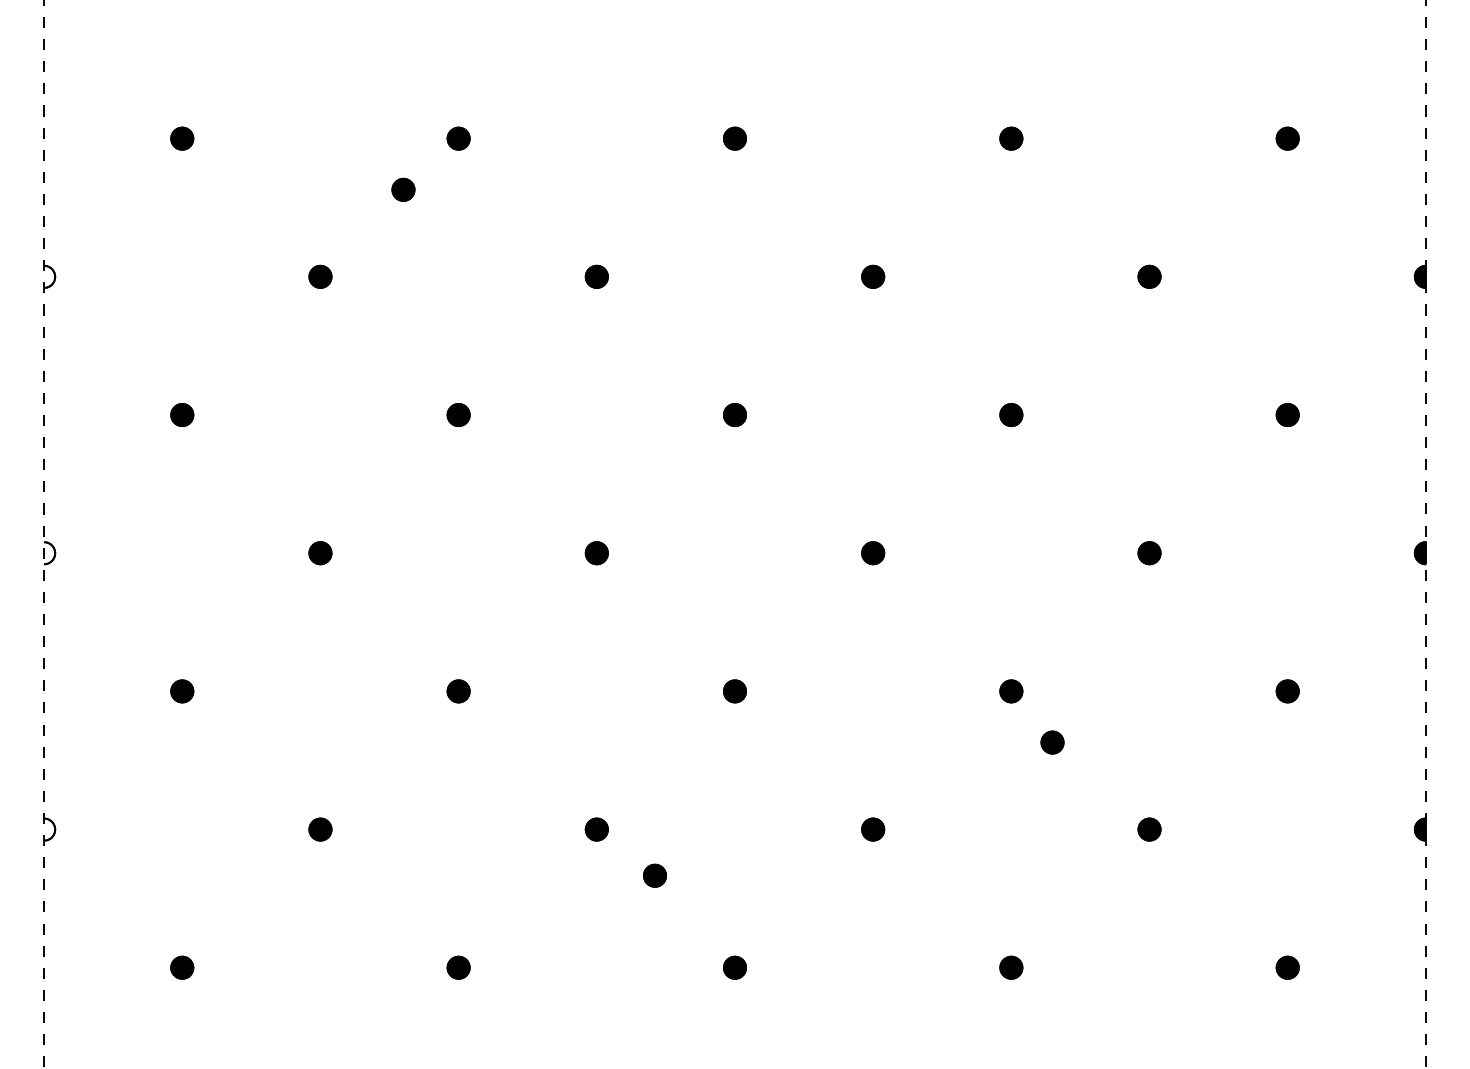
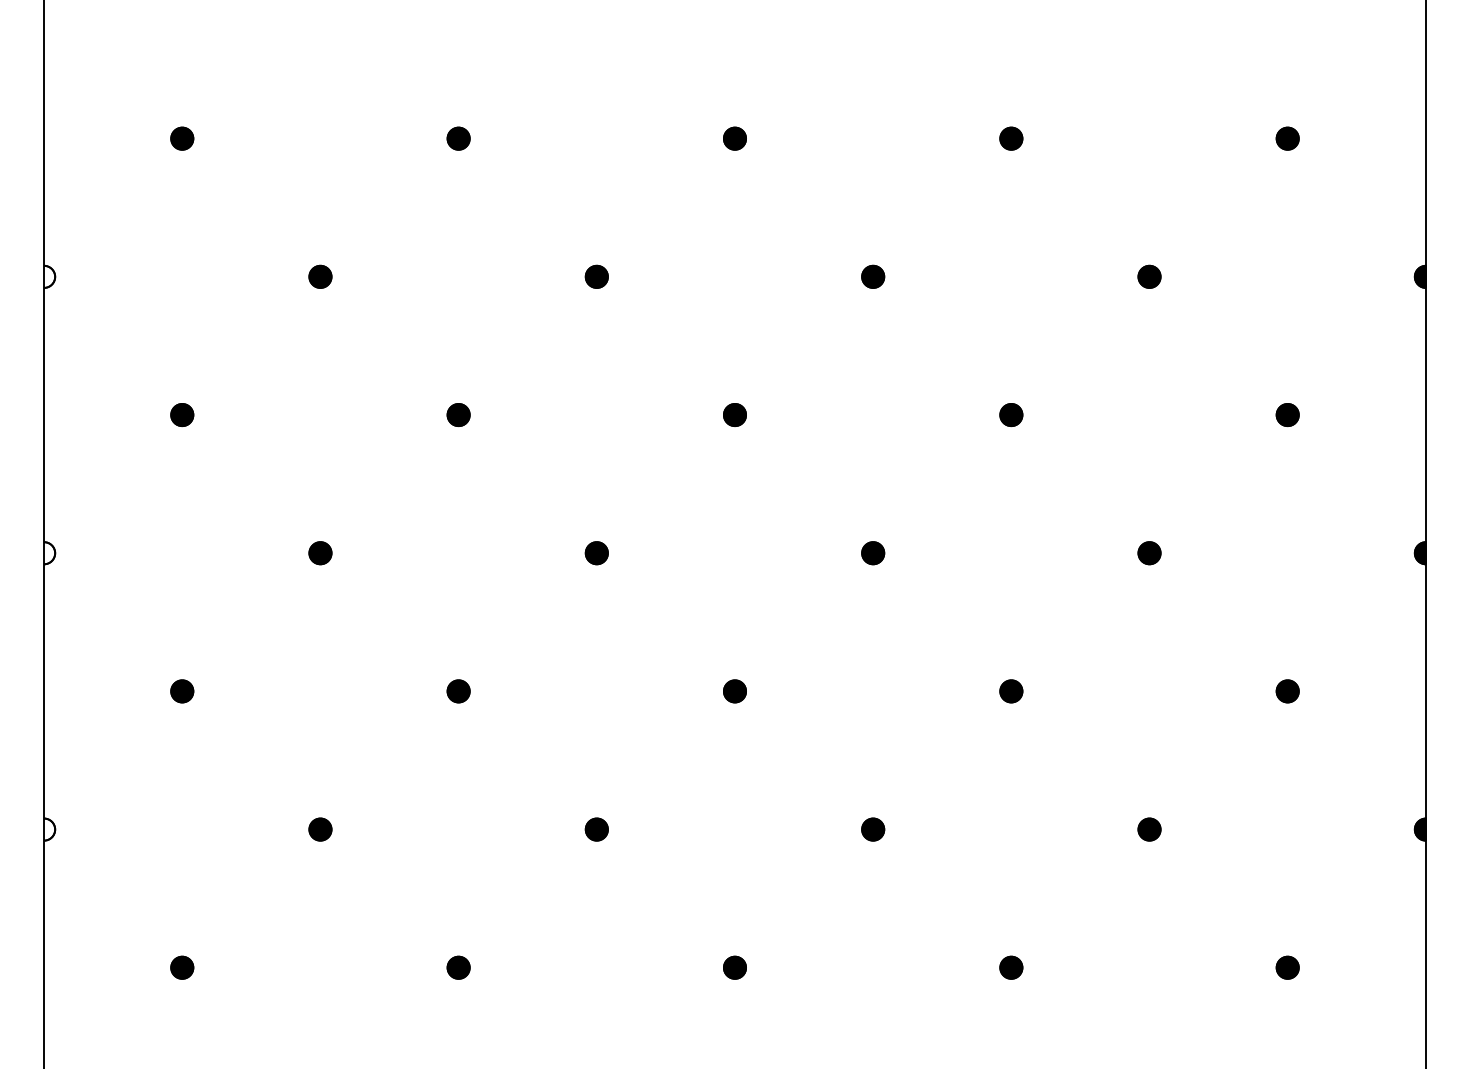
part: present -> none (403, 189)
part: present -> none (1052, 742)
part: present -> none (654, 875)
line: dashed -> solid (1425, 1068)
